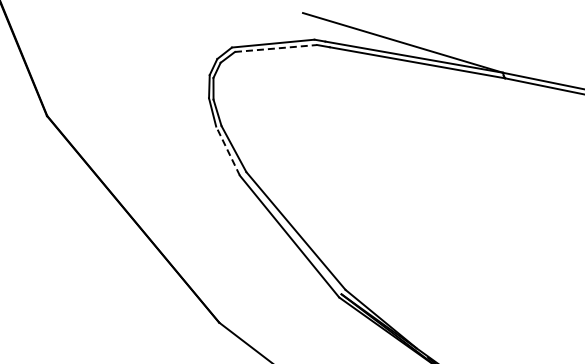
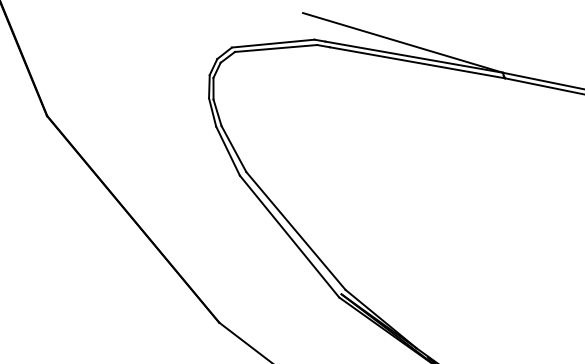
line: dashed -> solid (276, 48)
line: dashed -> solid (227, 150)
